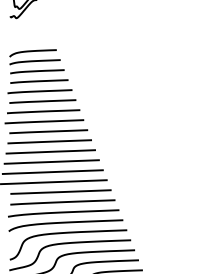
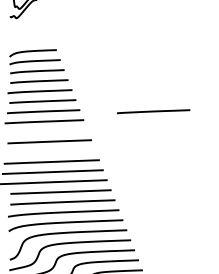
line: none -> present (153, 111)
line: present -> none (48, 131)
line: present -> none (50, 151)
